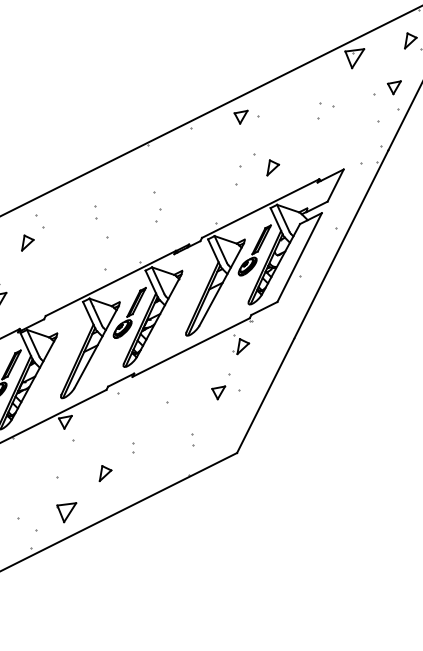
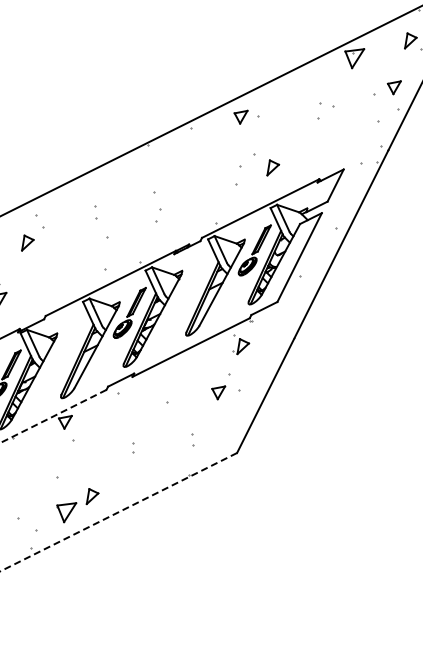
line: solid -> dashed (52, 416)
part position: (105, 473) -> (92, 496) (92, 496)
line: solid -> dashed (118, 512)
